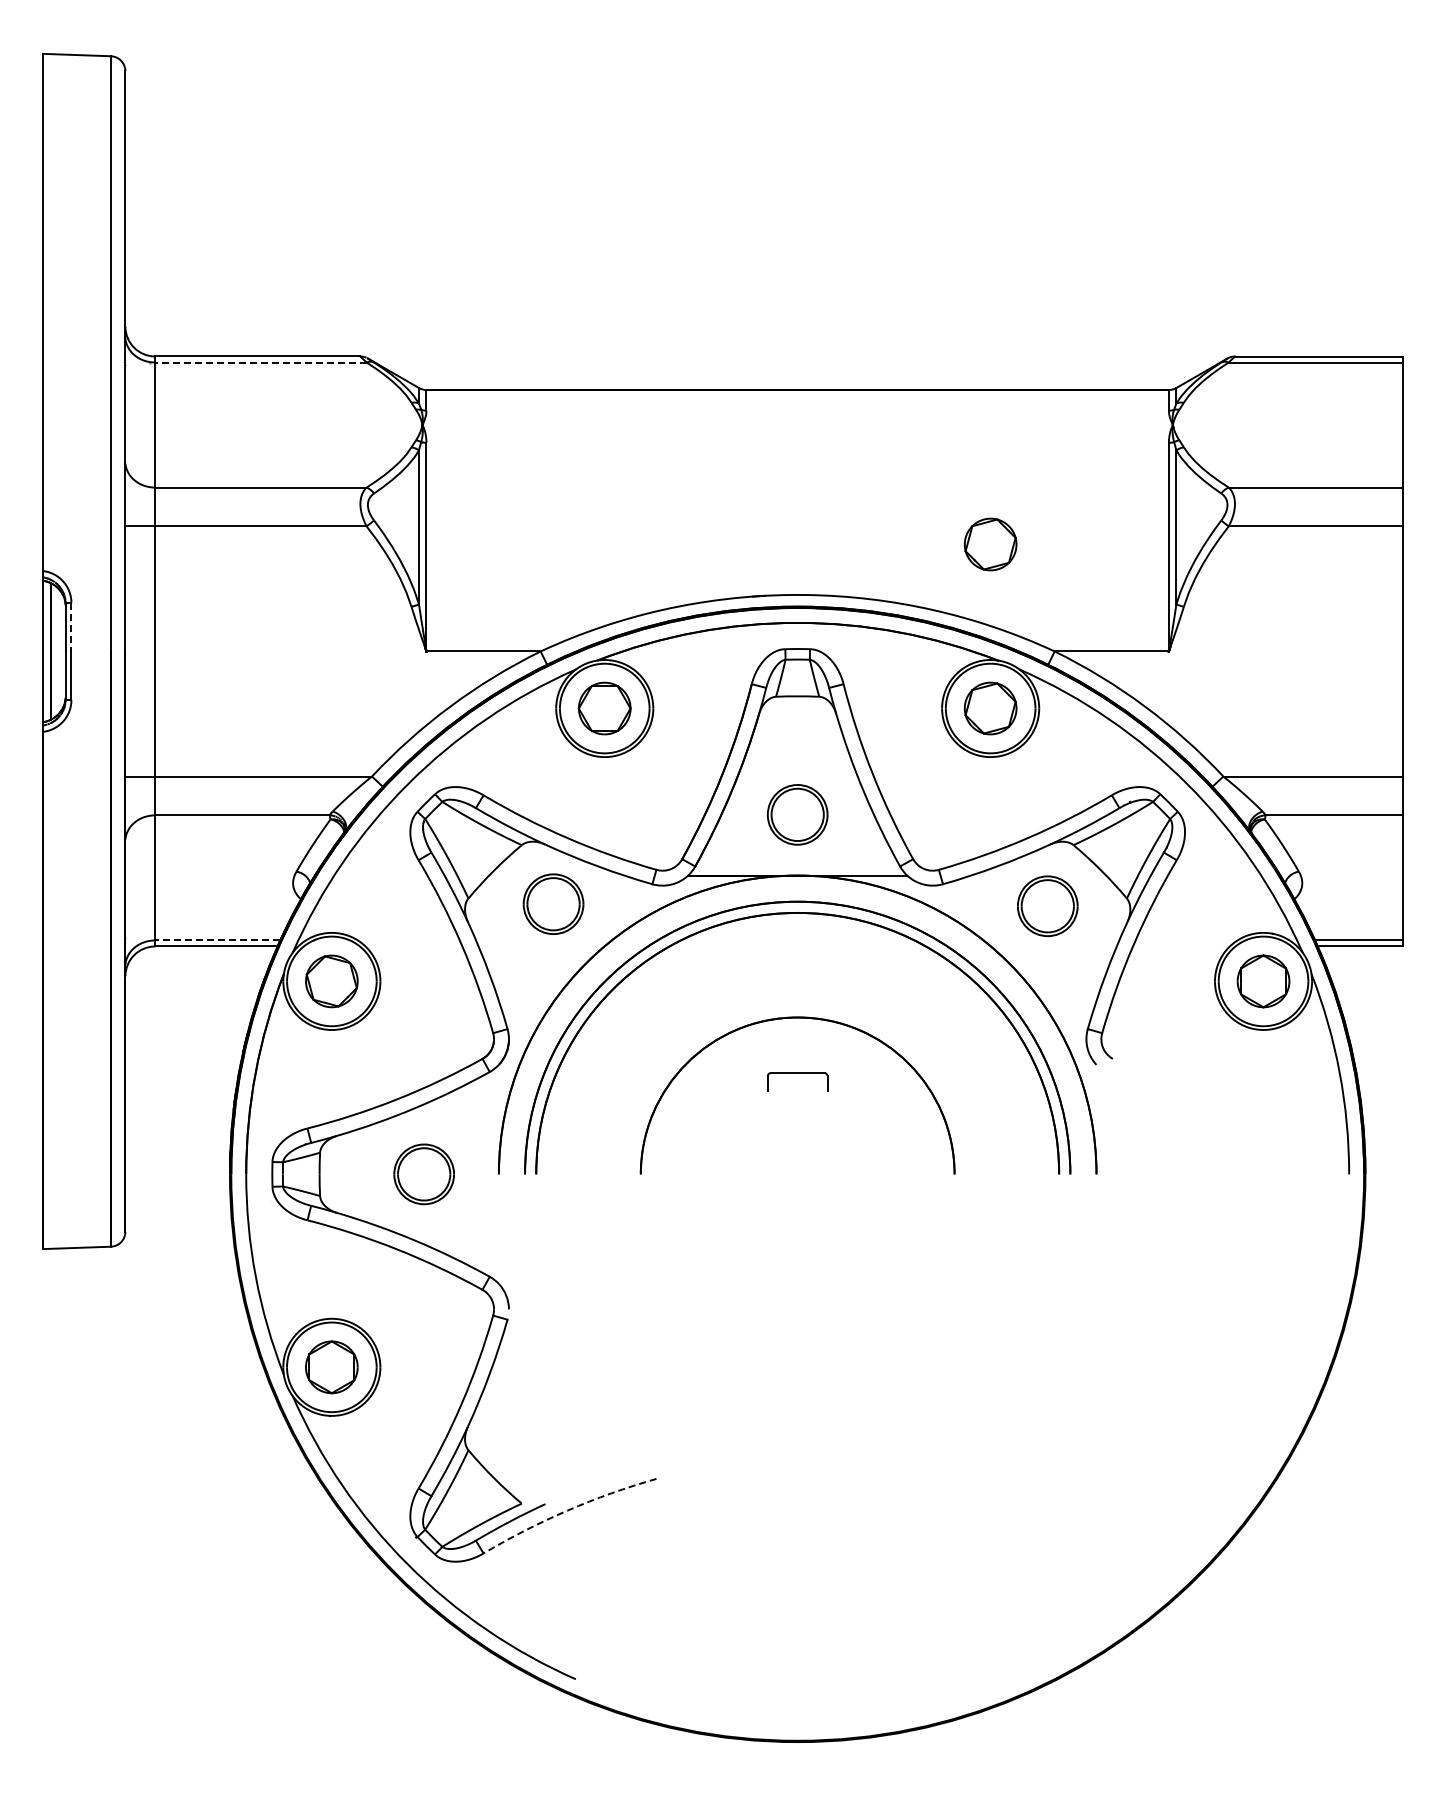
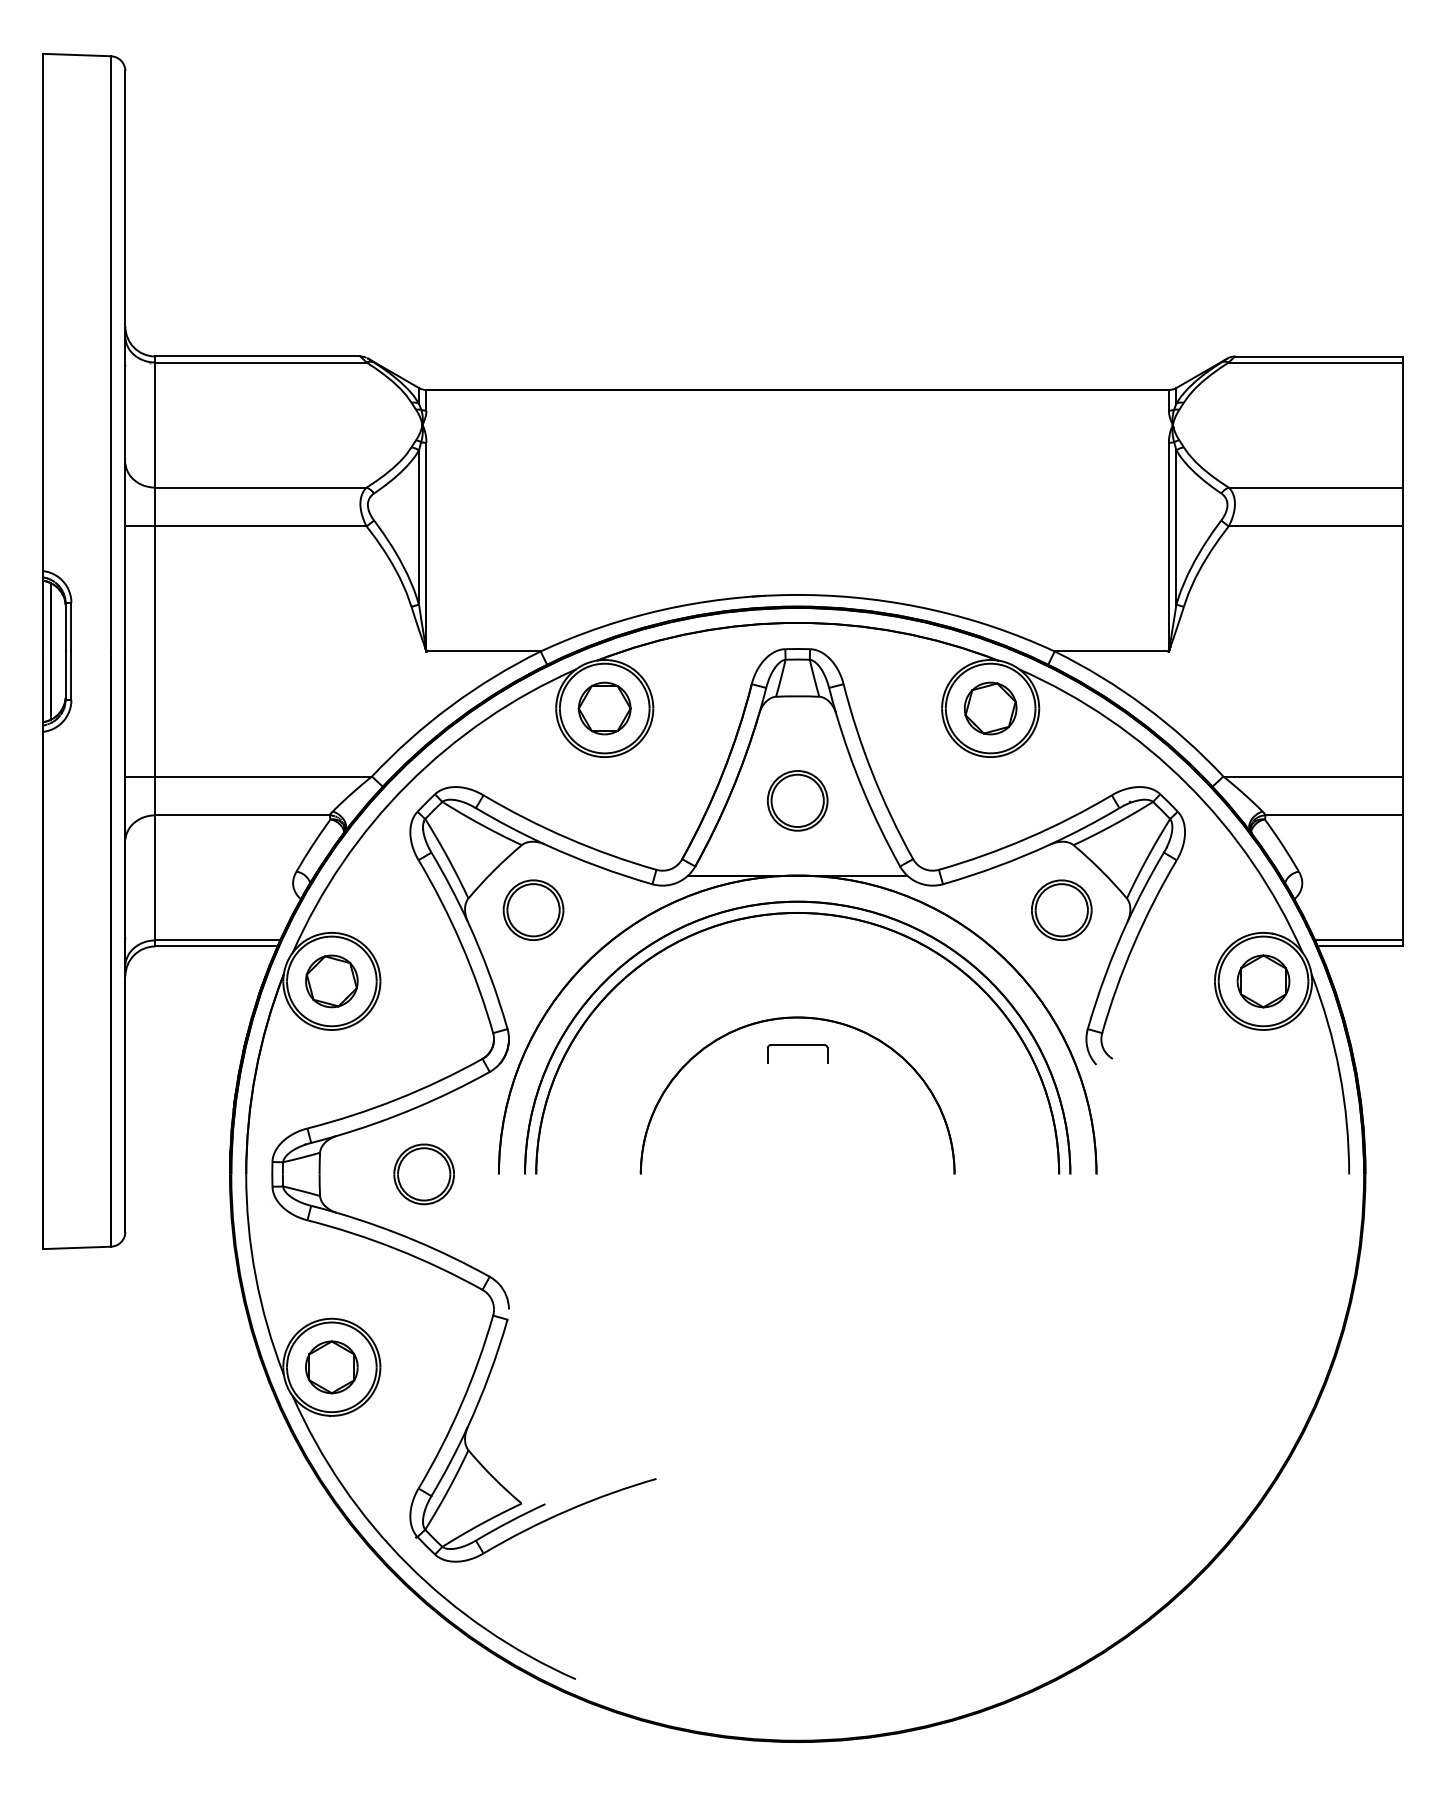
line: dashed -> solid (260, 362)
part: present -> none (990, 544)
line: dashed -> solid (71, 627)
part position: (797, 814) -> (797, 800) (797, 800)
part position: (553, 903) -> (533, 909) (533, 909)
part position: (1047, 905) -> (1061, 909) (1061, 909)
line: dashed -> solid (217, 940)
part position: (797, 1073) -> (797, 1045) (797, 1045)
arc: dashed -> solid (567, 1510)
